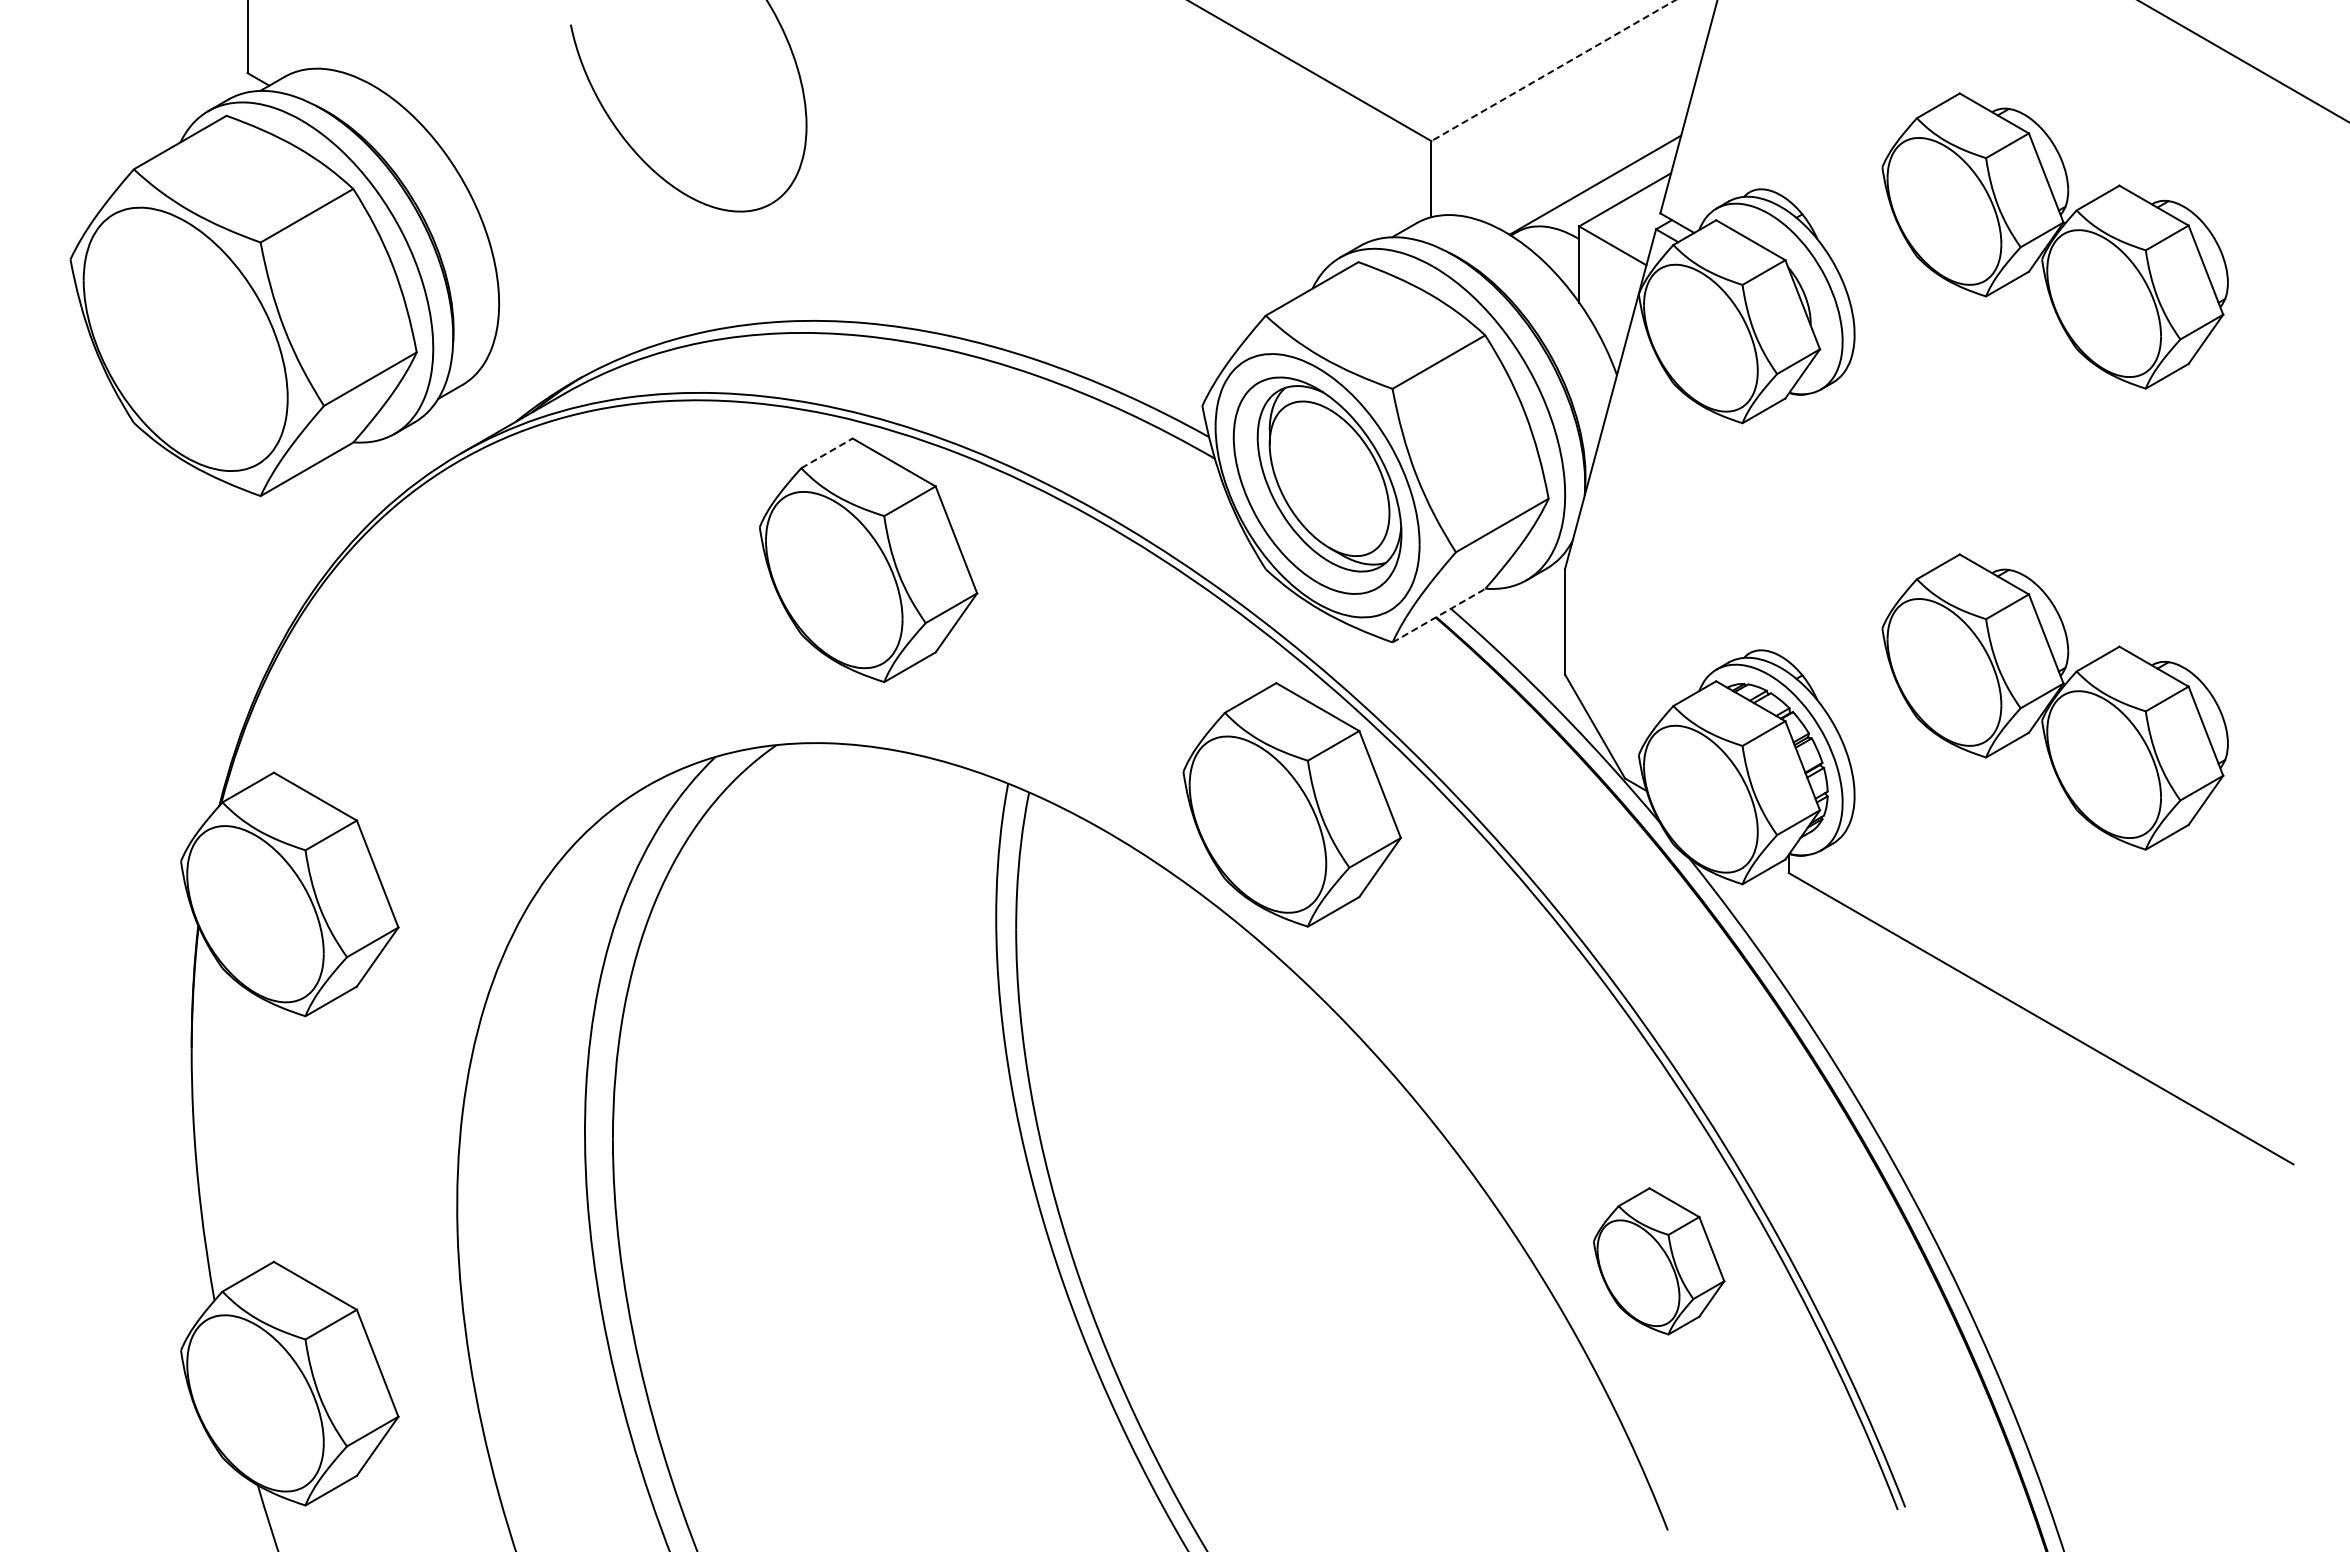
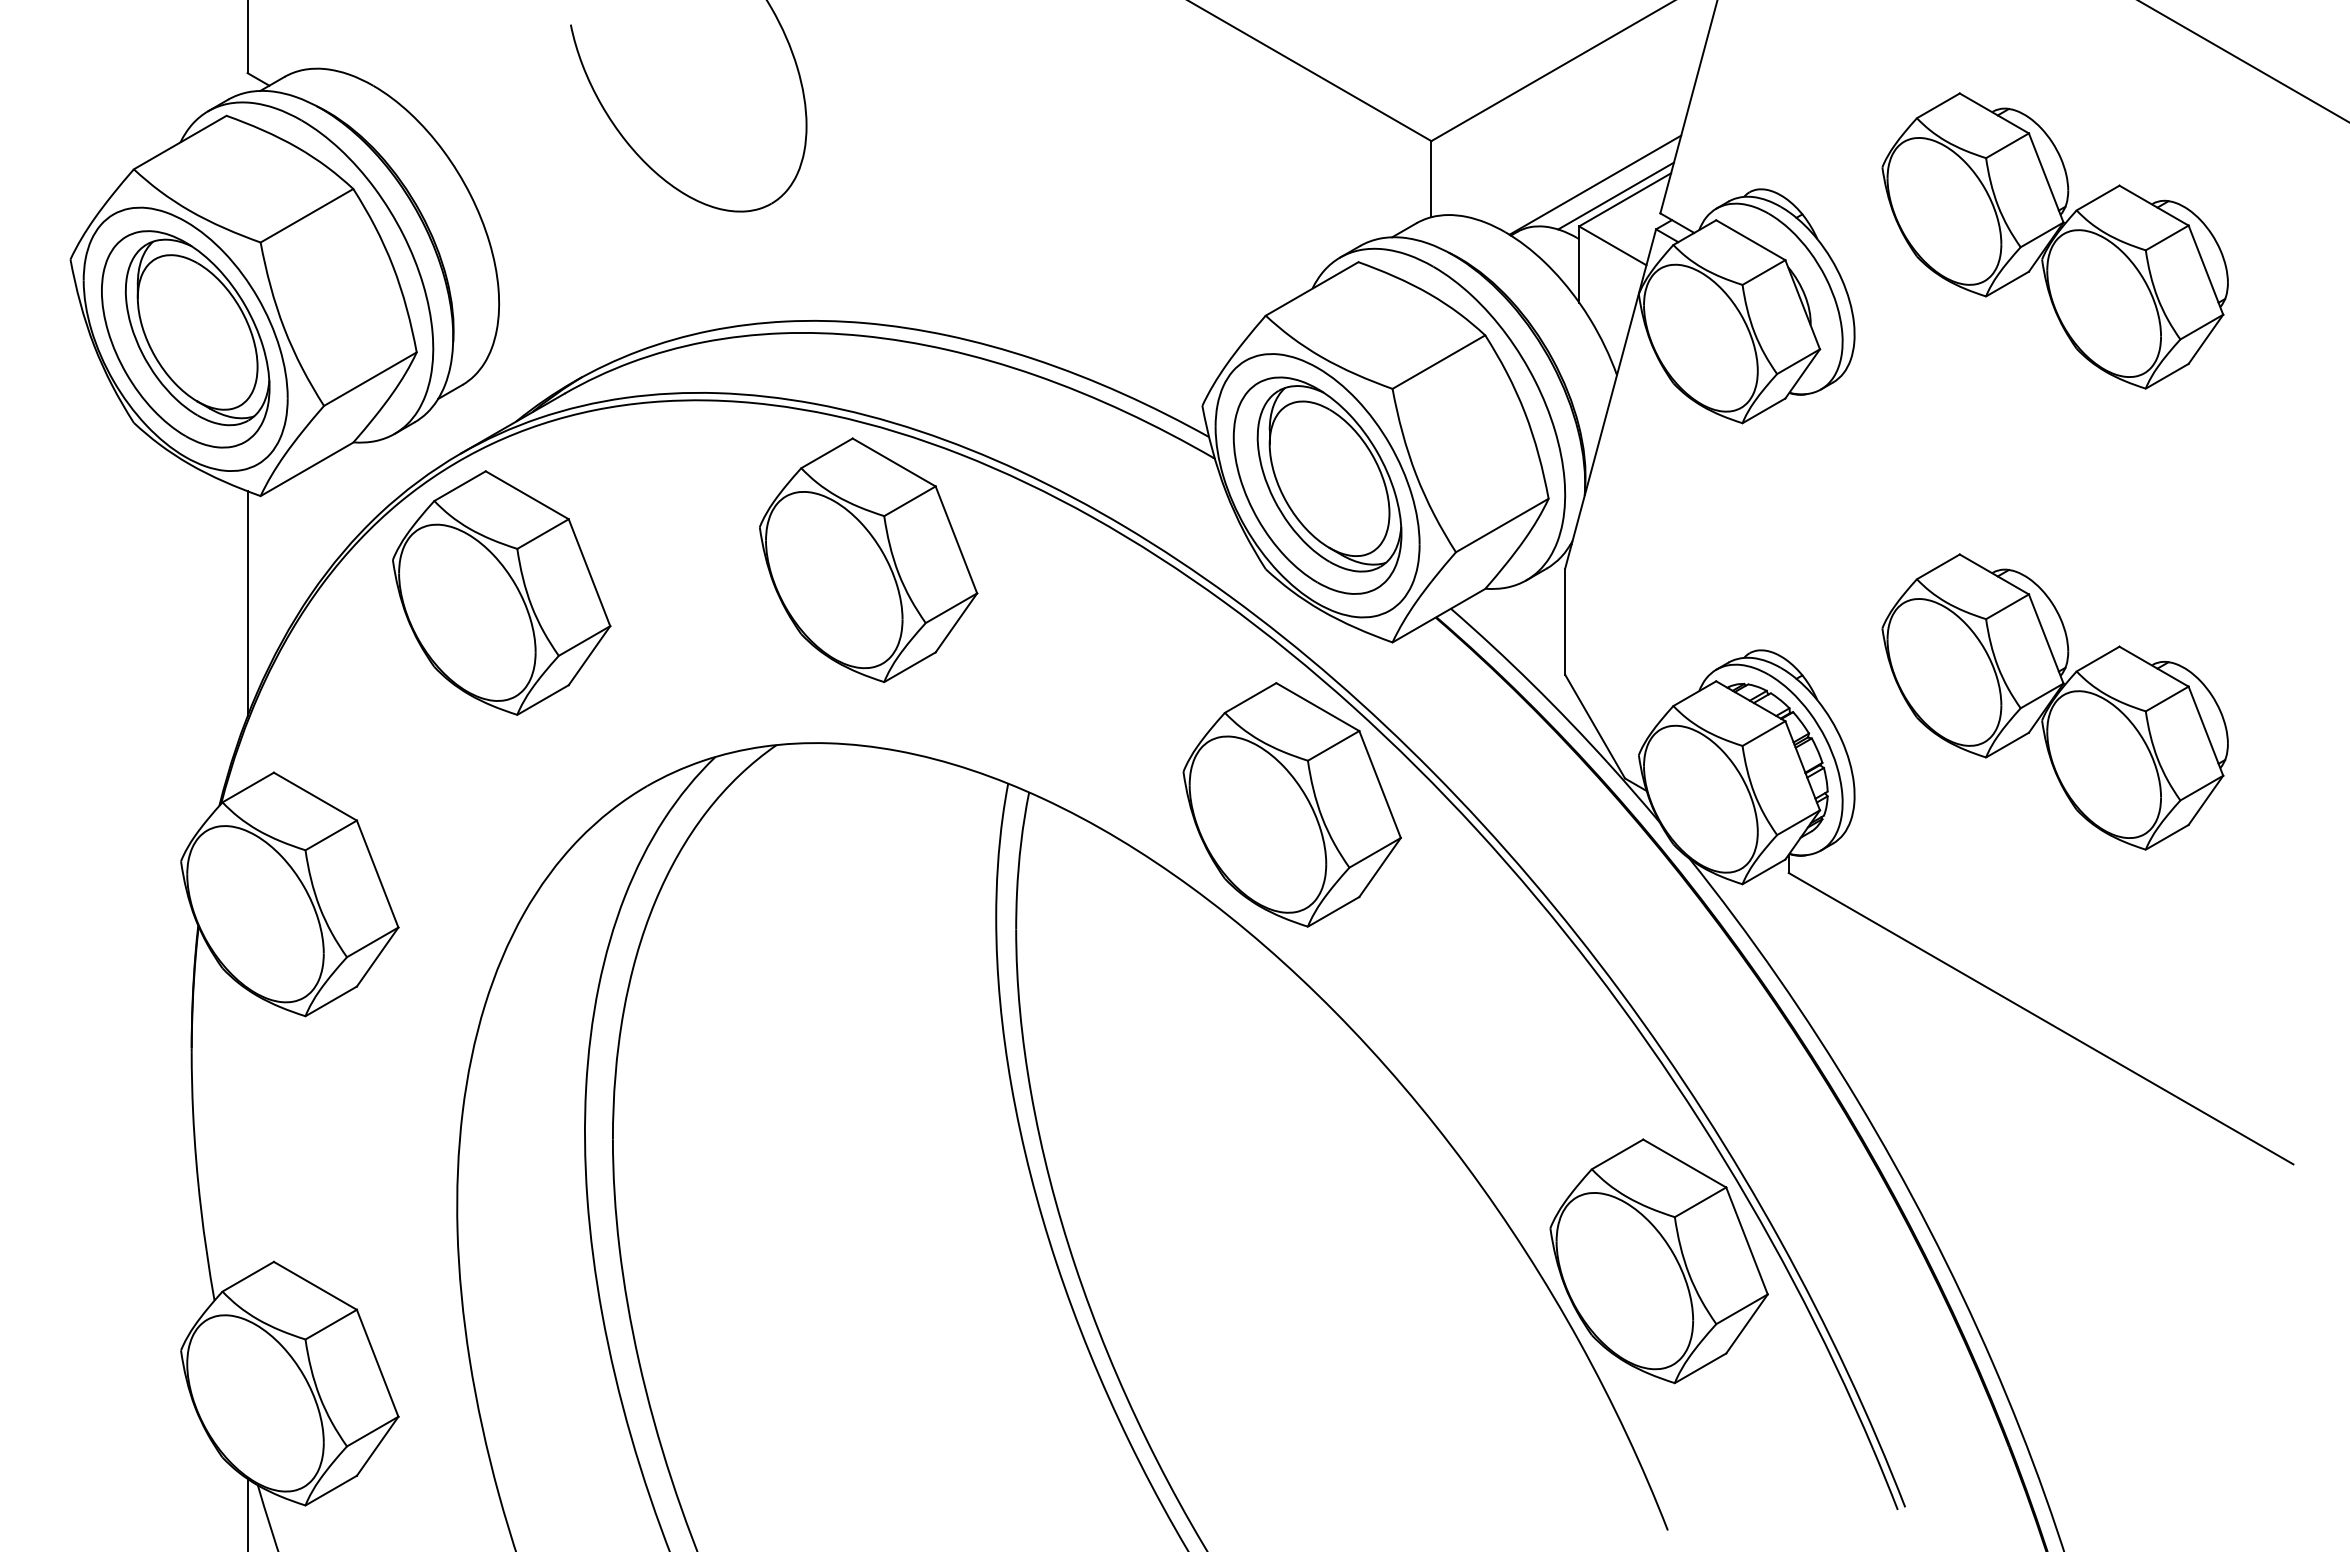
line: dashed -> solid (1553, 70)
line: none -> present (1615, 195)
part: none -> present (185, 339)
line: dashed -> solid (826, 453)
part: none -> present (501, 592)
line: none -> present (247, 603)
line: dashed -> solid (1438, 615)
part size: 133x149 px -> 220x247 px (1658, 1261)
line: none -> present (247, 1513)
